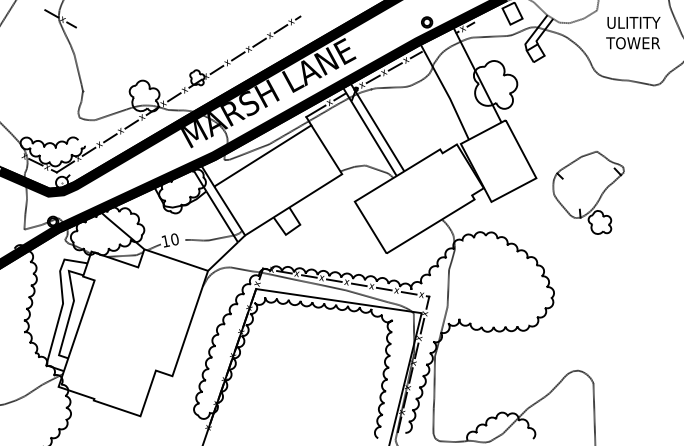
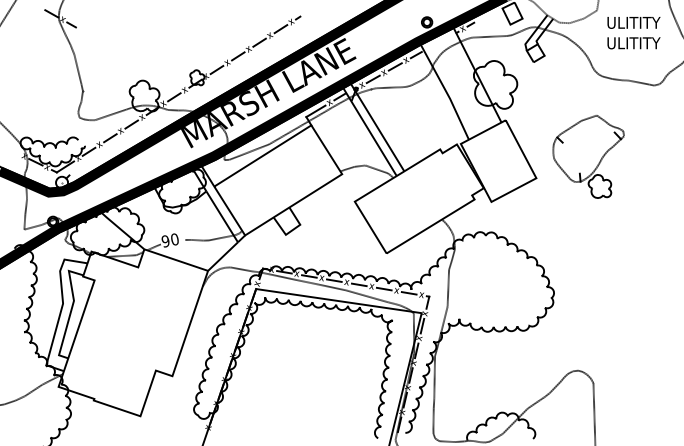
text: TOWER -> ULITITY (633, 43)
part position: (588, 192) -> (588, 156) (588, 156)
text: 10 -> 90 (165, 241)
